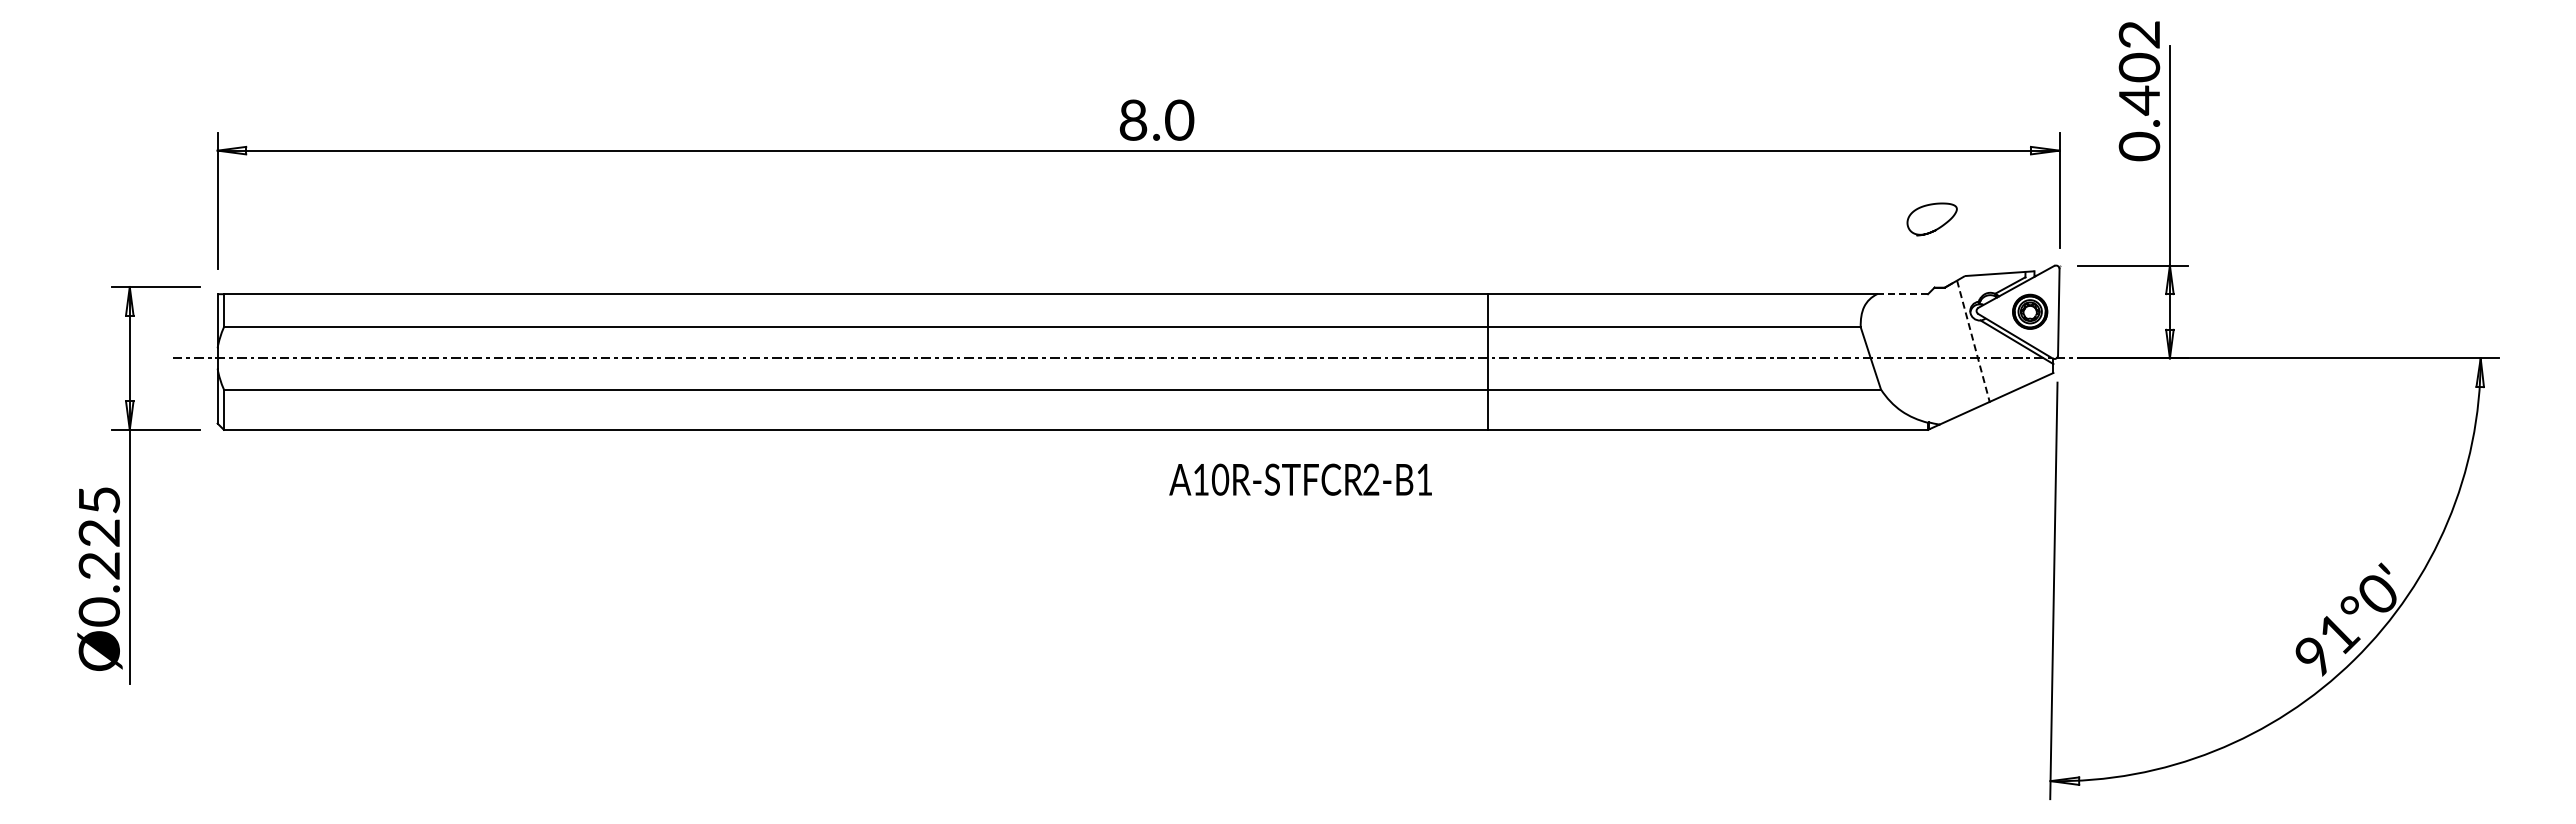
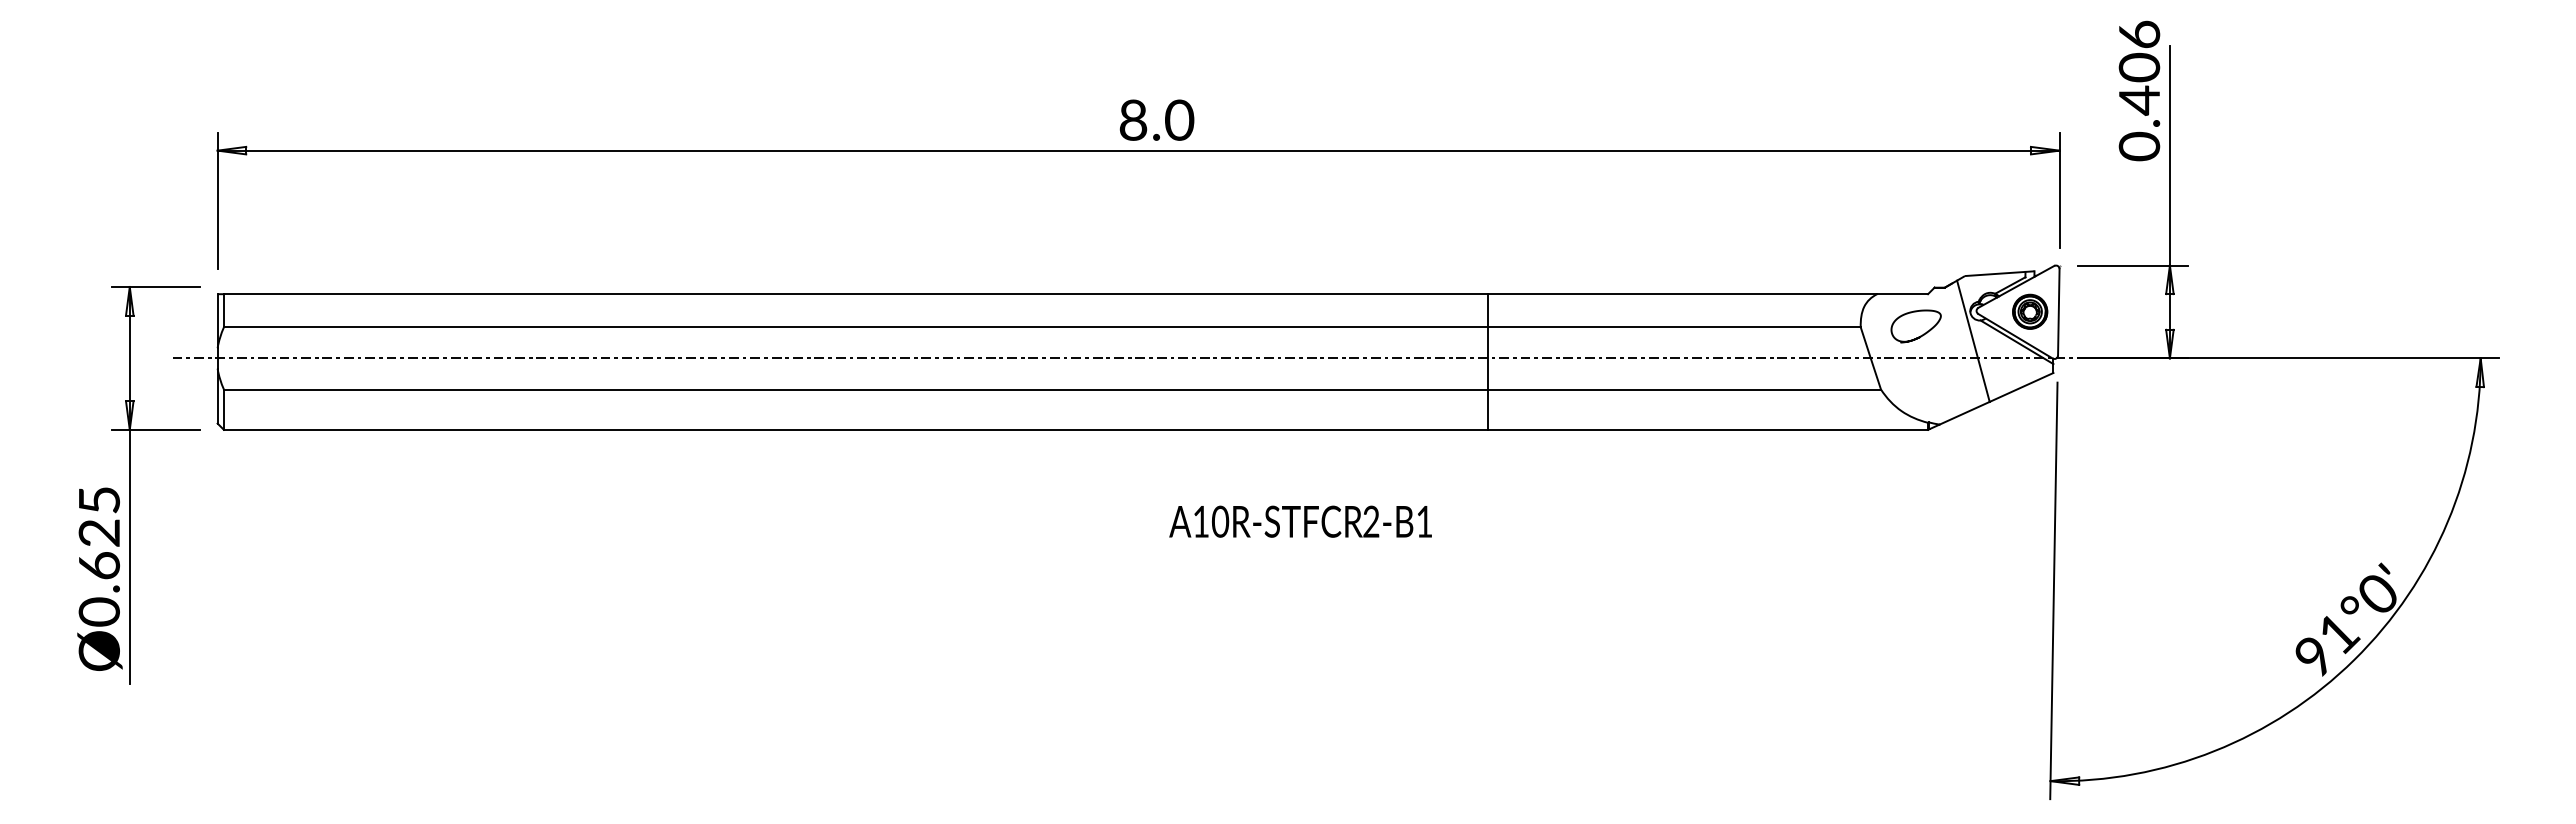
text: 0.402 -> 0.406 (2139, 34)
curve position: (1936, 228) -> (1920, 335) (1920, 335)
line: dashed -> solid (1903, 294)
line: dashed -> solid (1973, 341)
text position: (1300, 479) -> (1300, 521) (1300, 521)
text: Ø0.225 -> Ø0.625 (99, 565)
